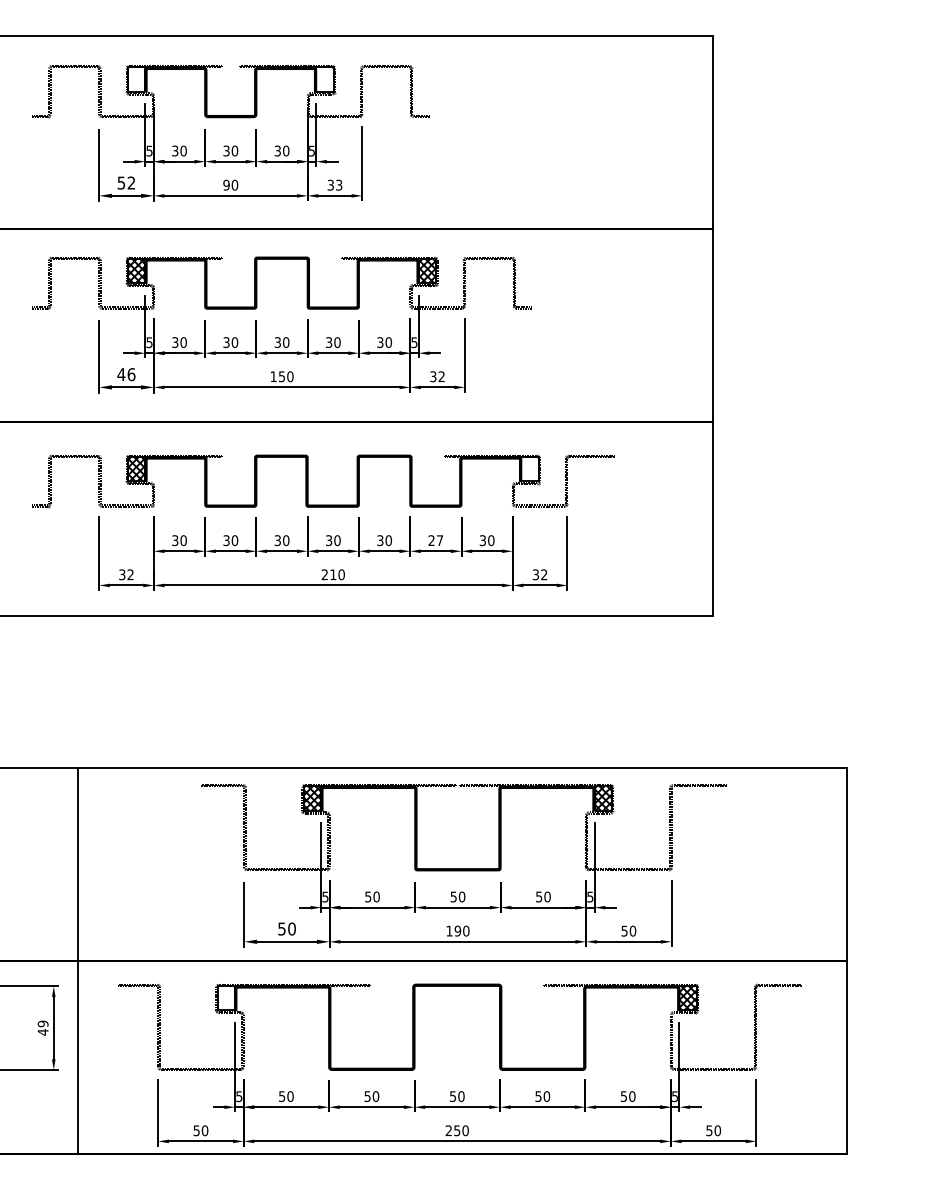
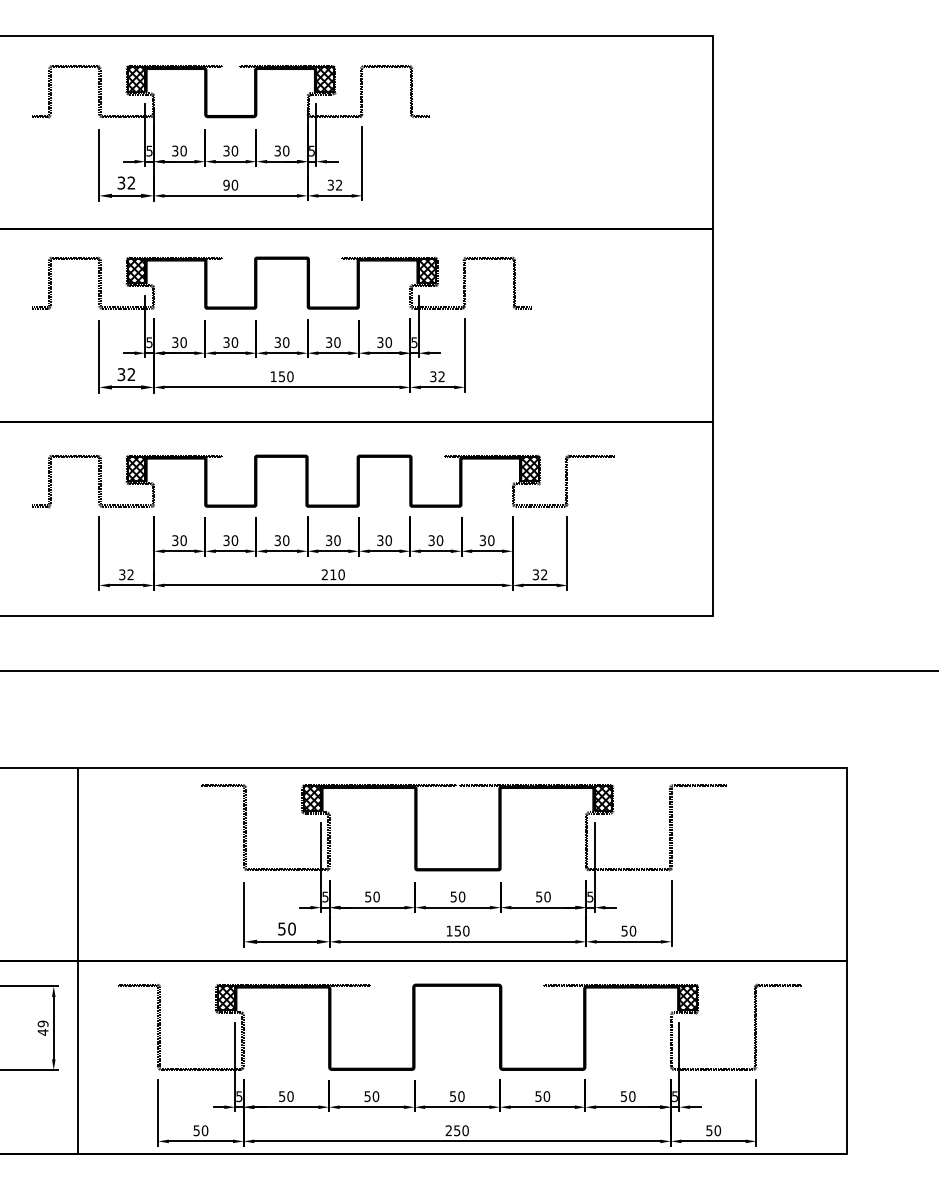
hatch: none -> present (136, 79)
hatch: none -> present (324, 79)
text: 52 -> 32 (121, 182)
text: 33 -> 32 (339, 185)
text: 46 -> 32 (126, 374)
hatch: none -> present (529, 468)
text: 27 -> 30 (435, 540)
line: none -> present (468, 671)
text: 190 -> 150 (457, 930)
hatch: none -> present (226, 997)
